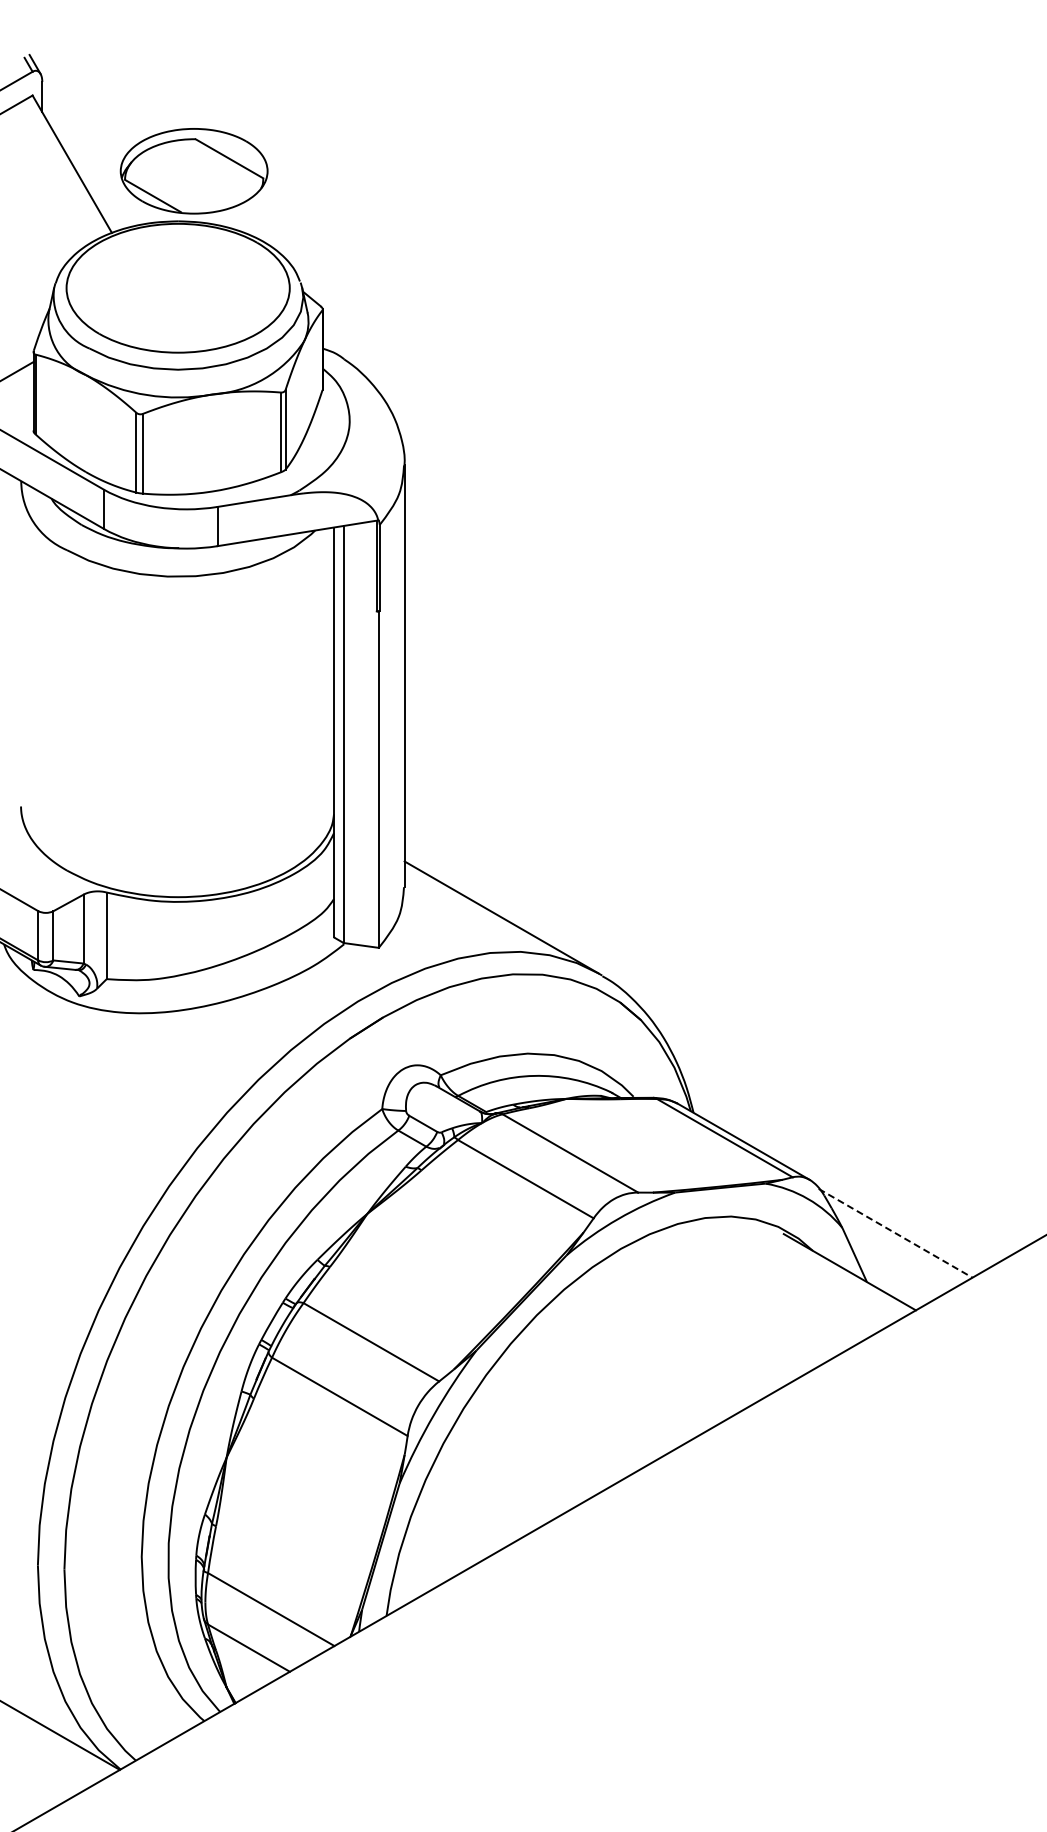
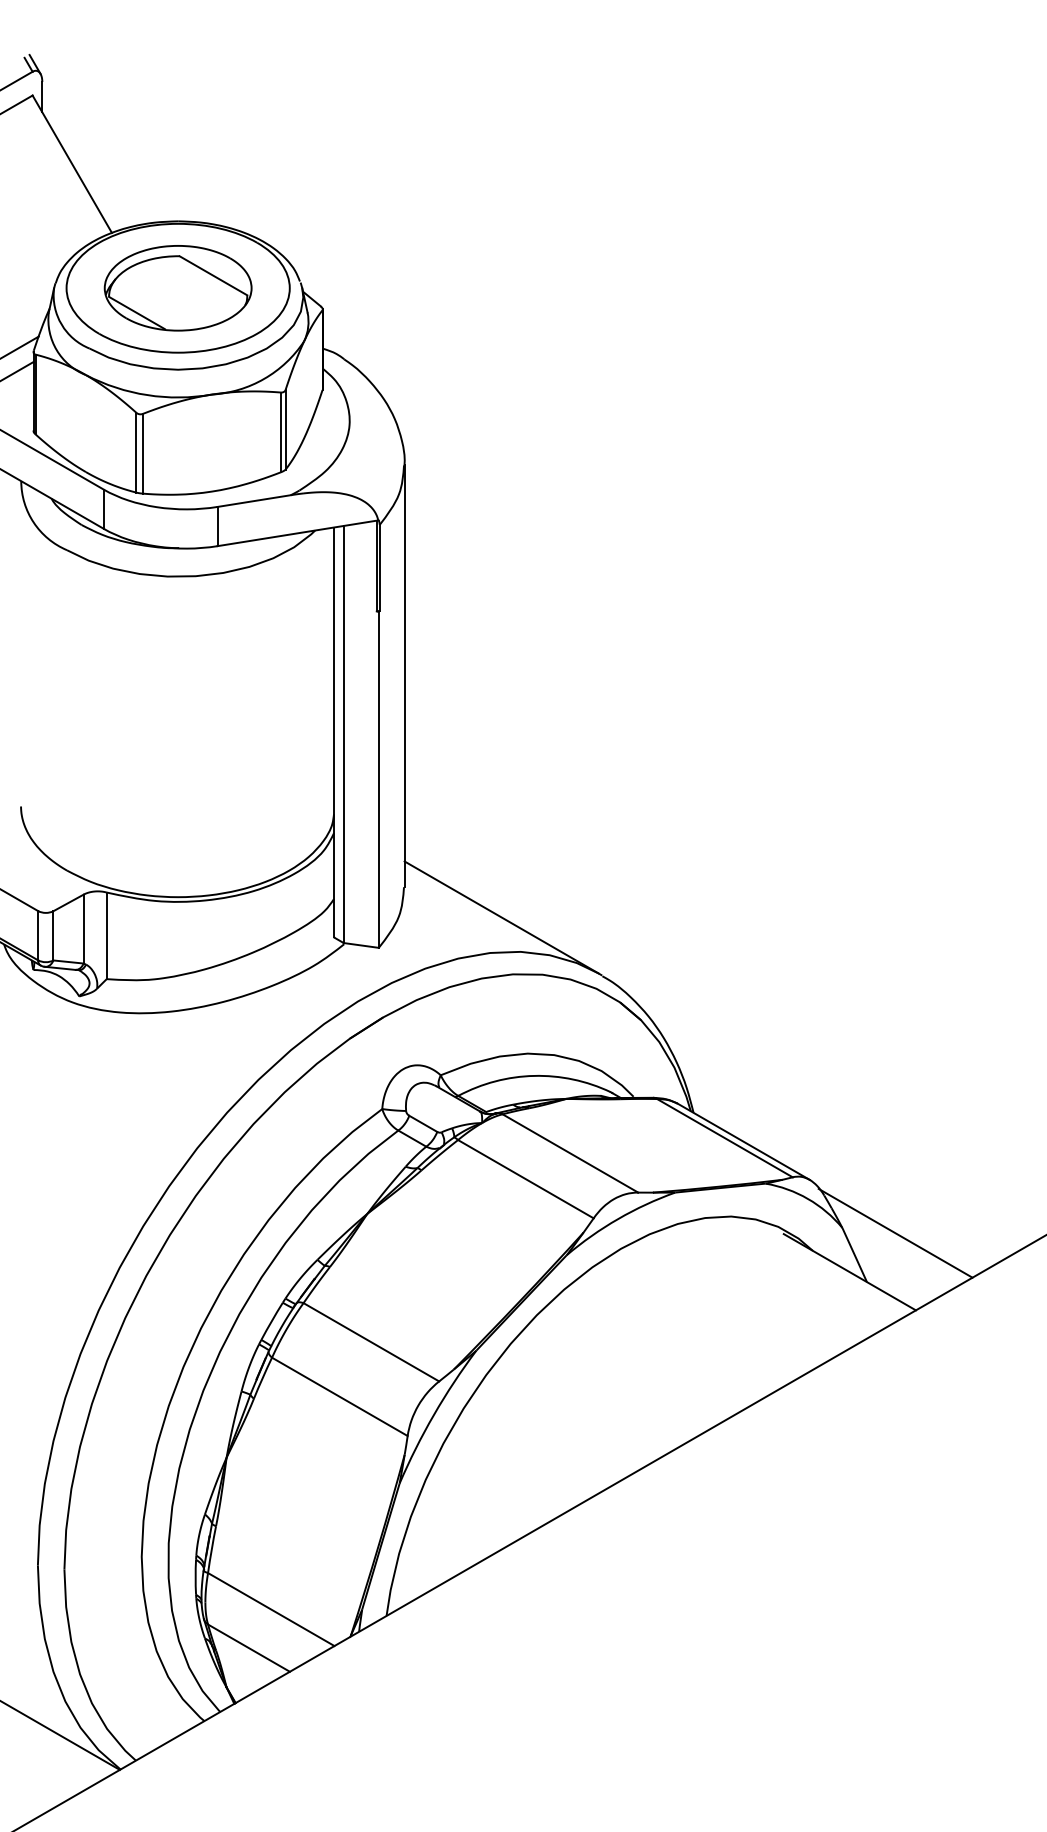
part position: (193, 171) -> (177, 288) (177, 288)
line: none -> present (20, 346)
line: dashed -> solid (895, 1233)
